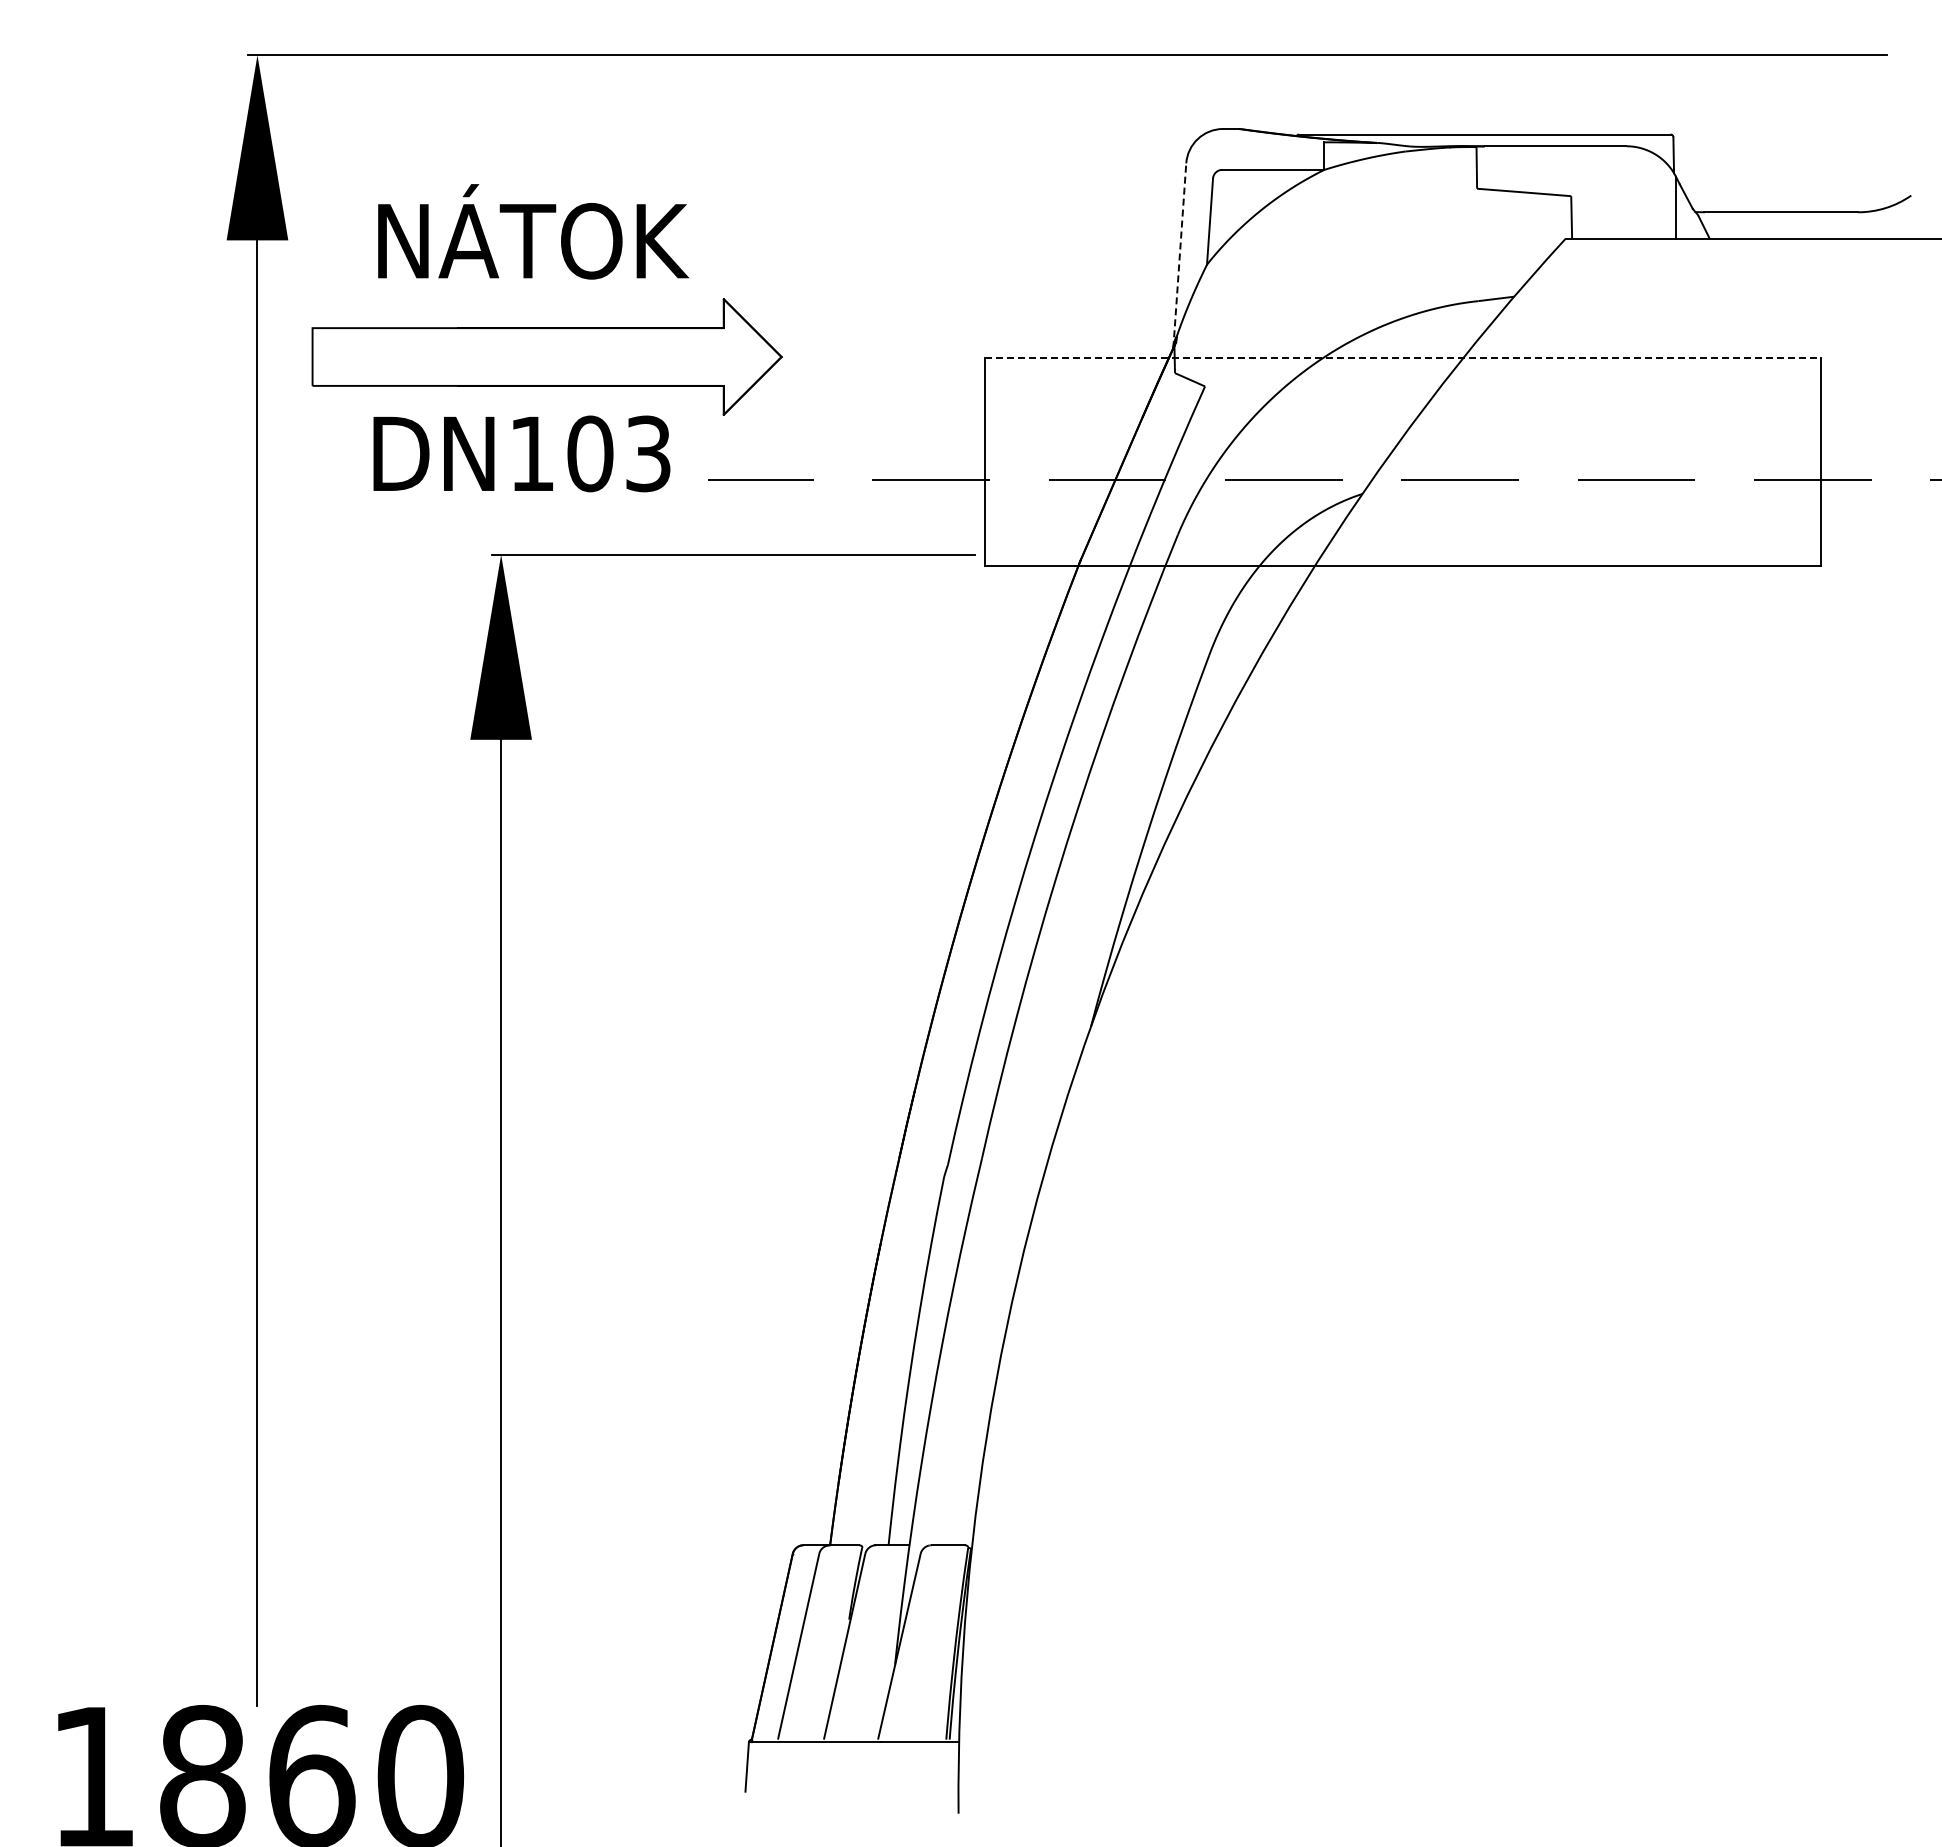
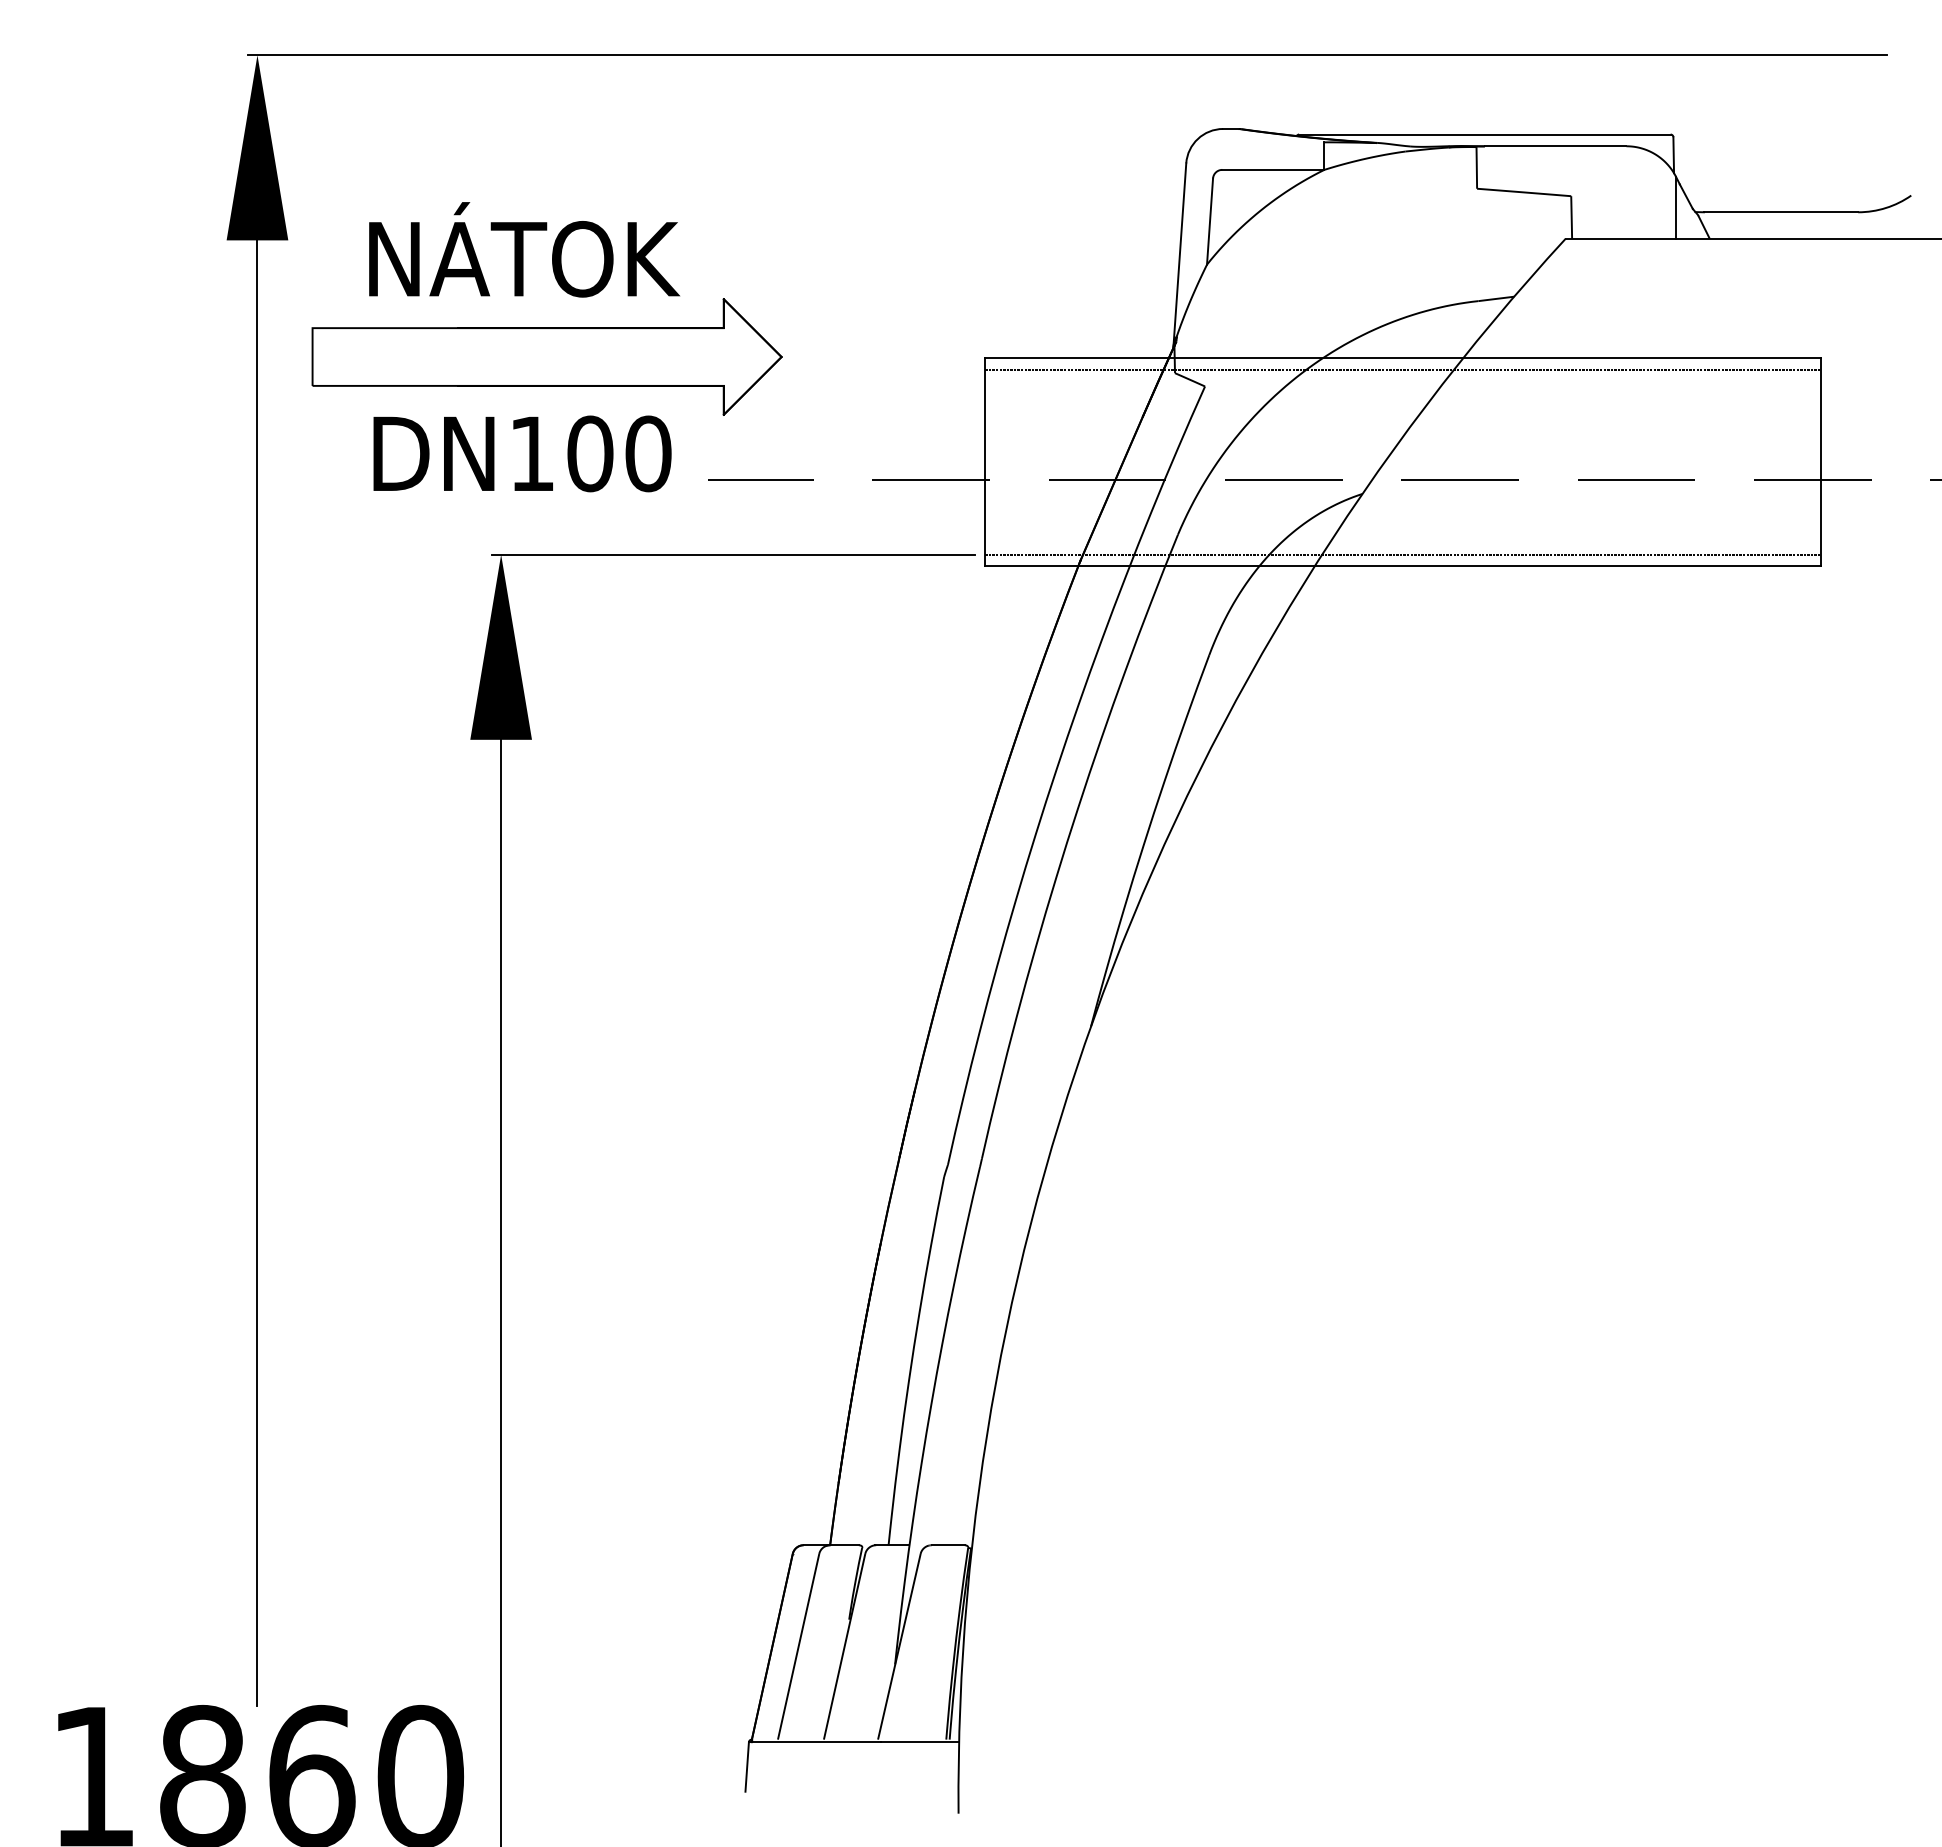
text position: (533, 231) -> (524, 249) (524, 249)
line: dashed -> solid (1179, 255)
line: dashed -> solid (1403, 358)
line: none -> present (1402, 369)
text: DN103 -> DN100 (648, 453)
line: none -> present (1402, 554)
